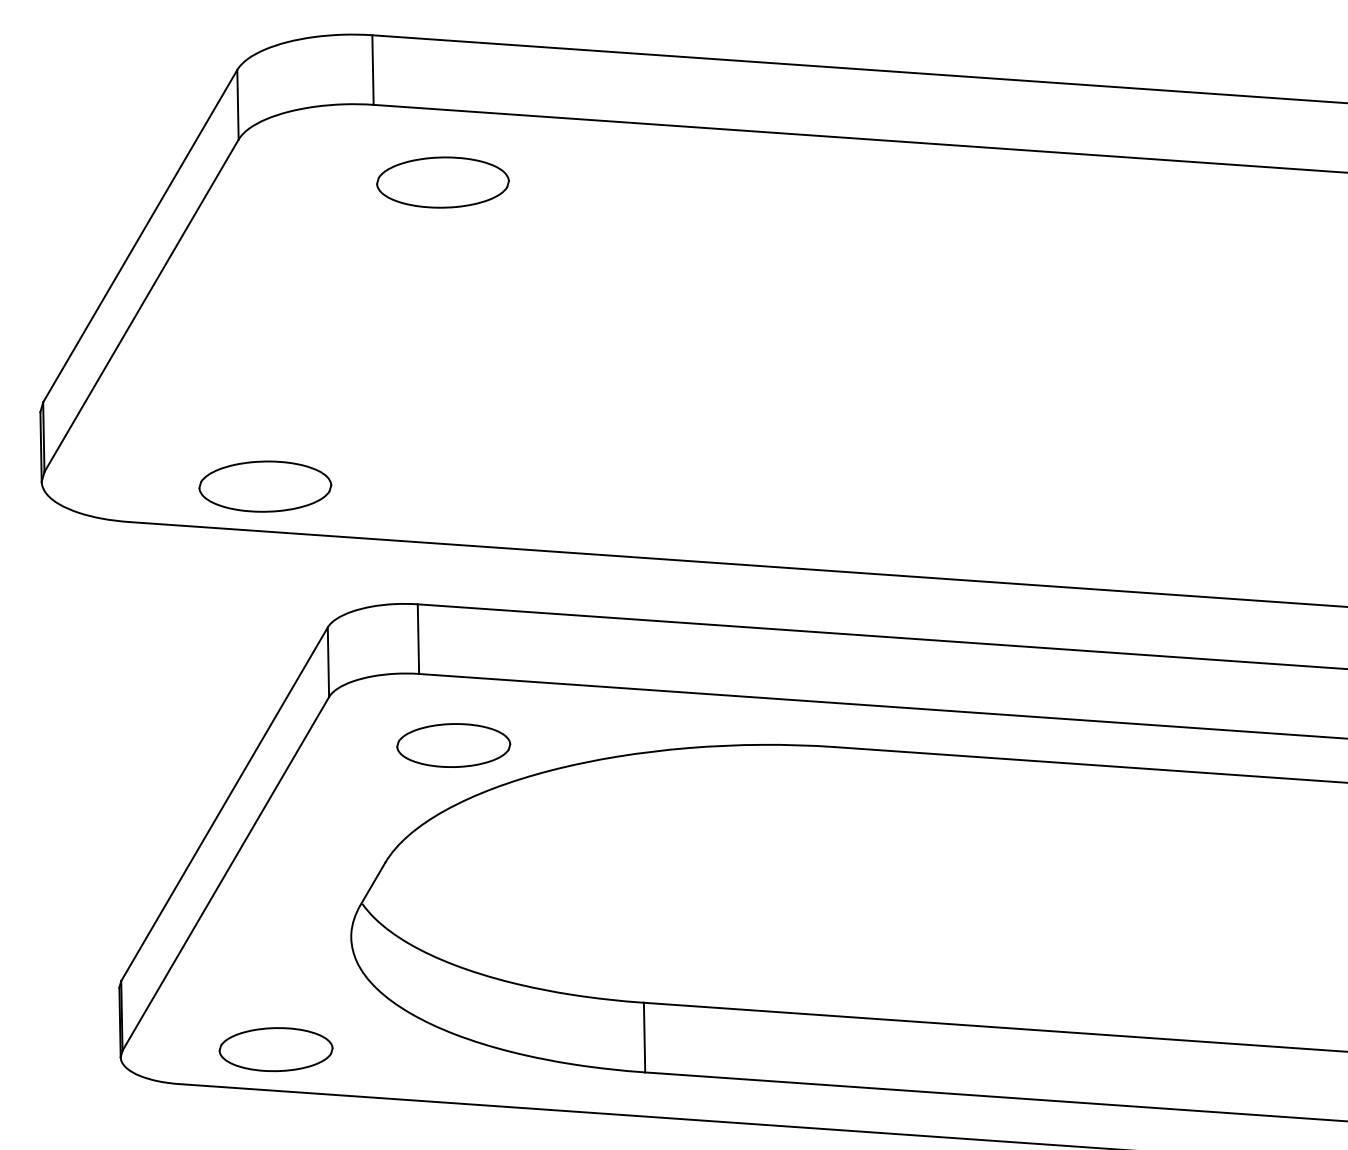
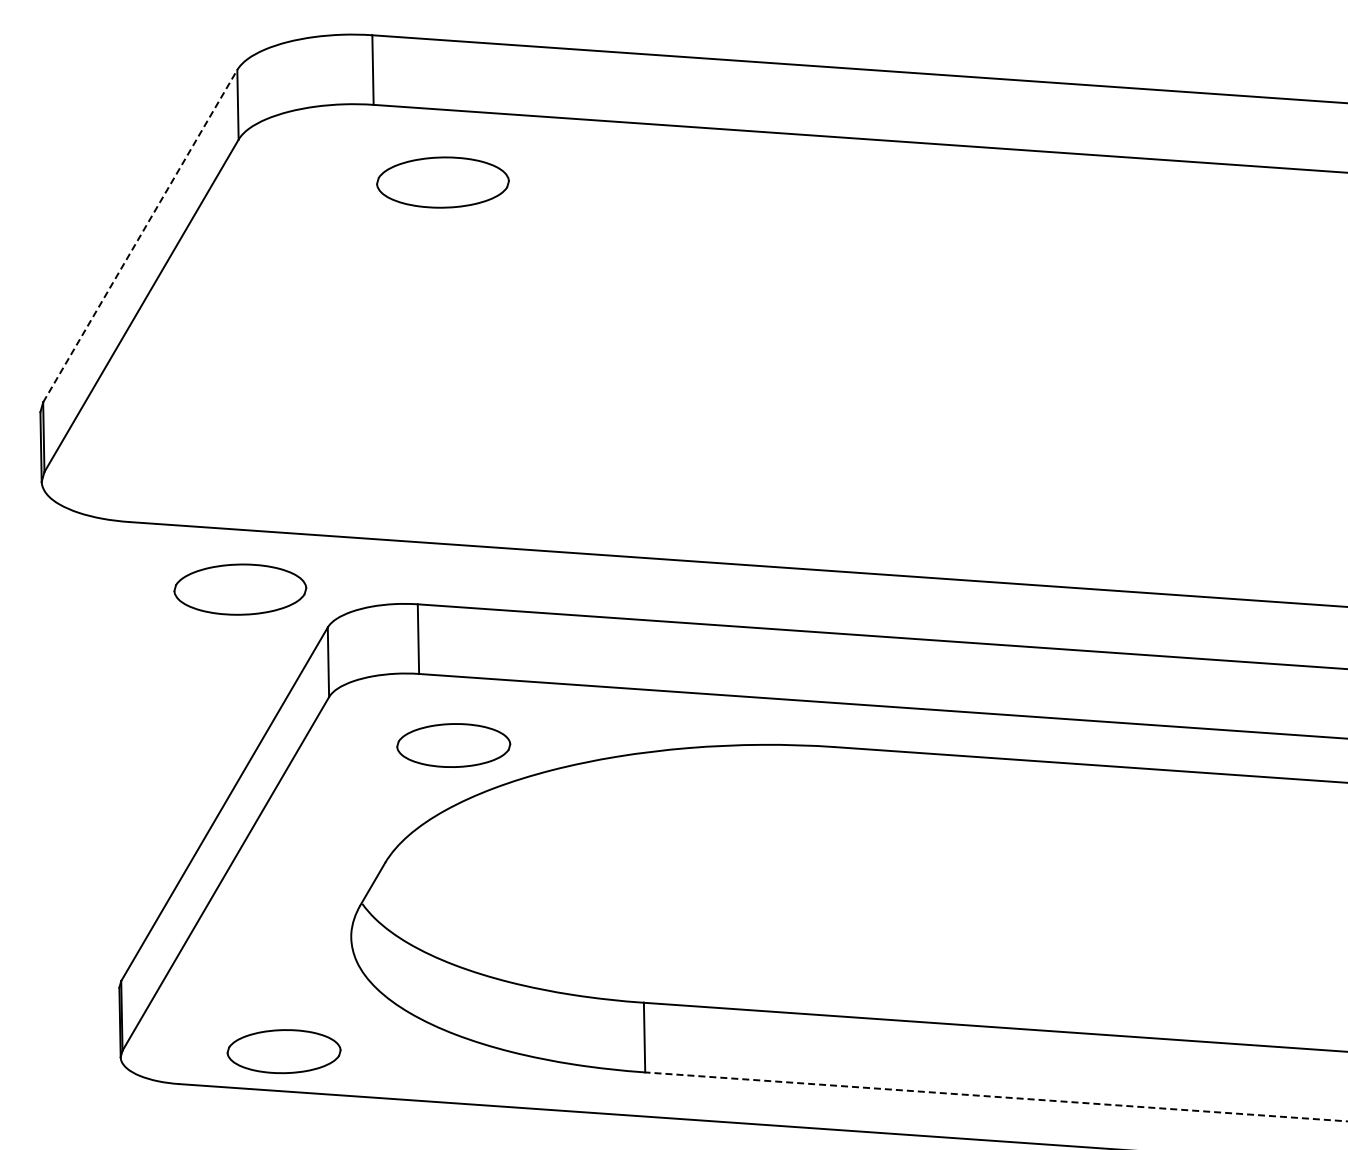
line: solid -> dashed (140, 235)
part position: (265, 486) -> (240, 589) (240, 589)
part position: (275, 1049) -> (283, 1051) (283, 1051)
line: solid -> dashed (996, 1096)
